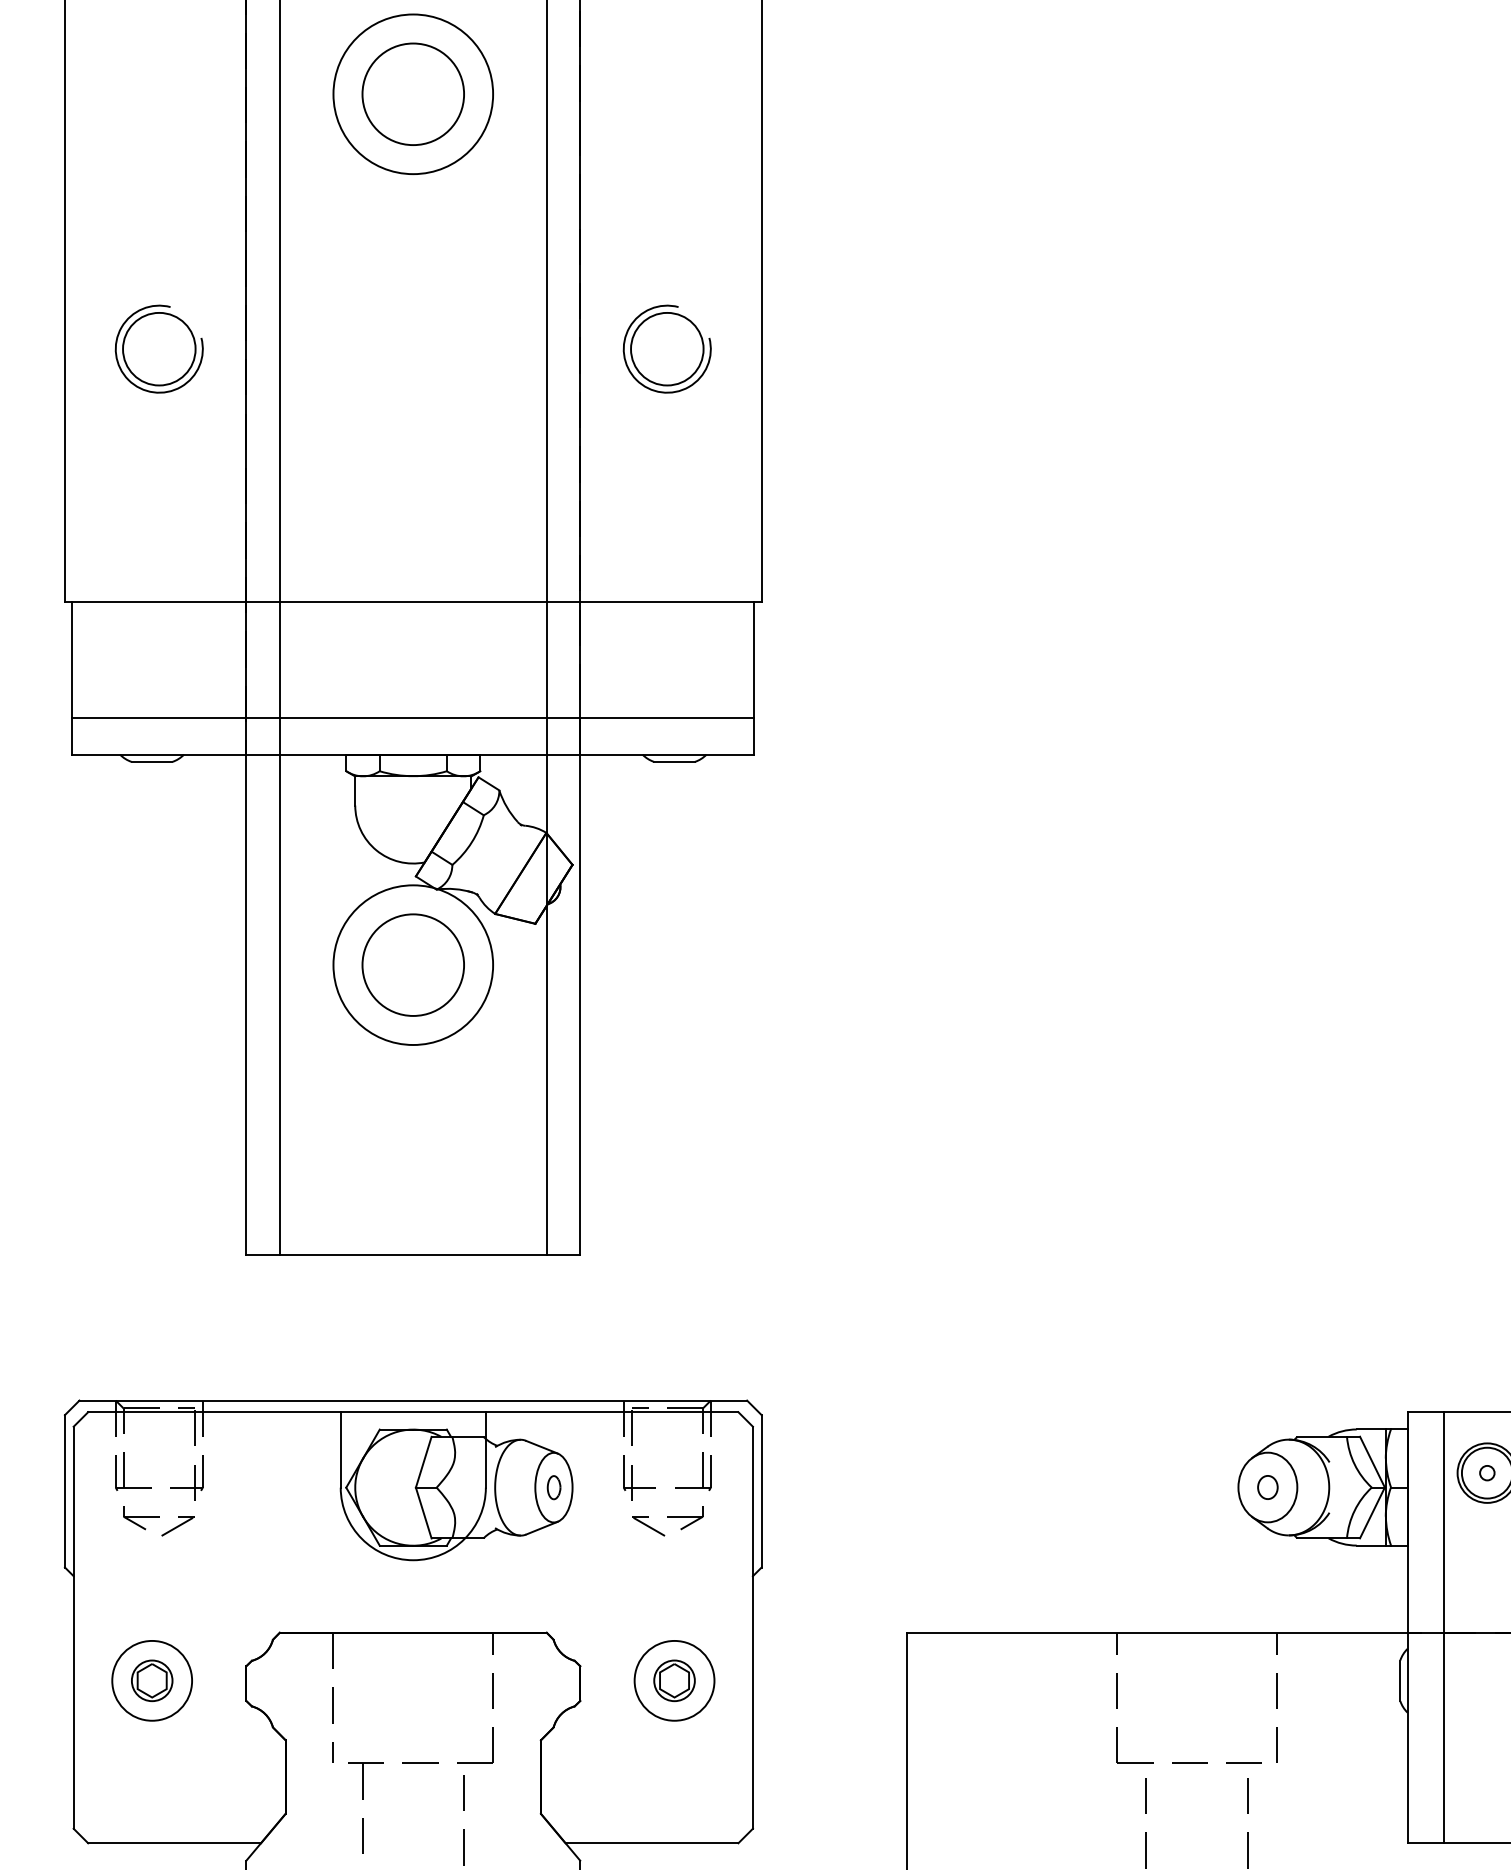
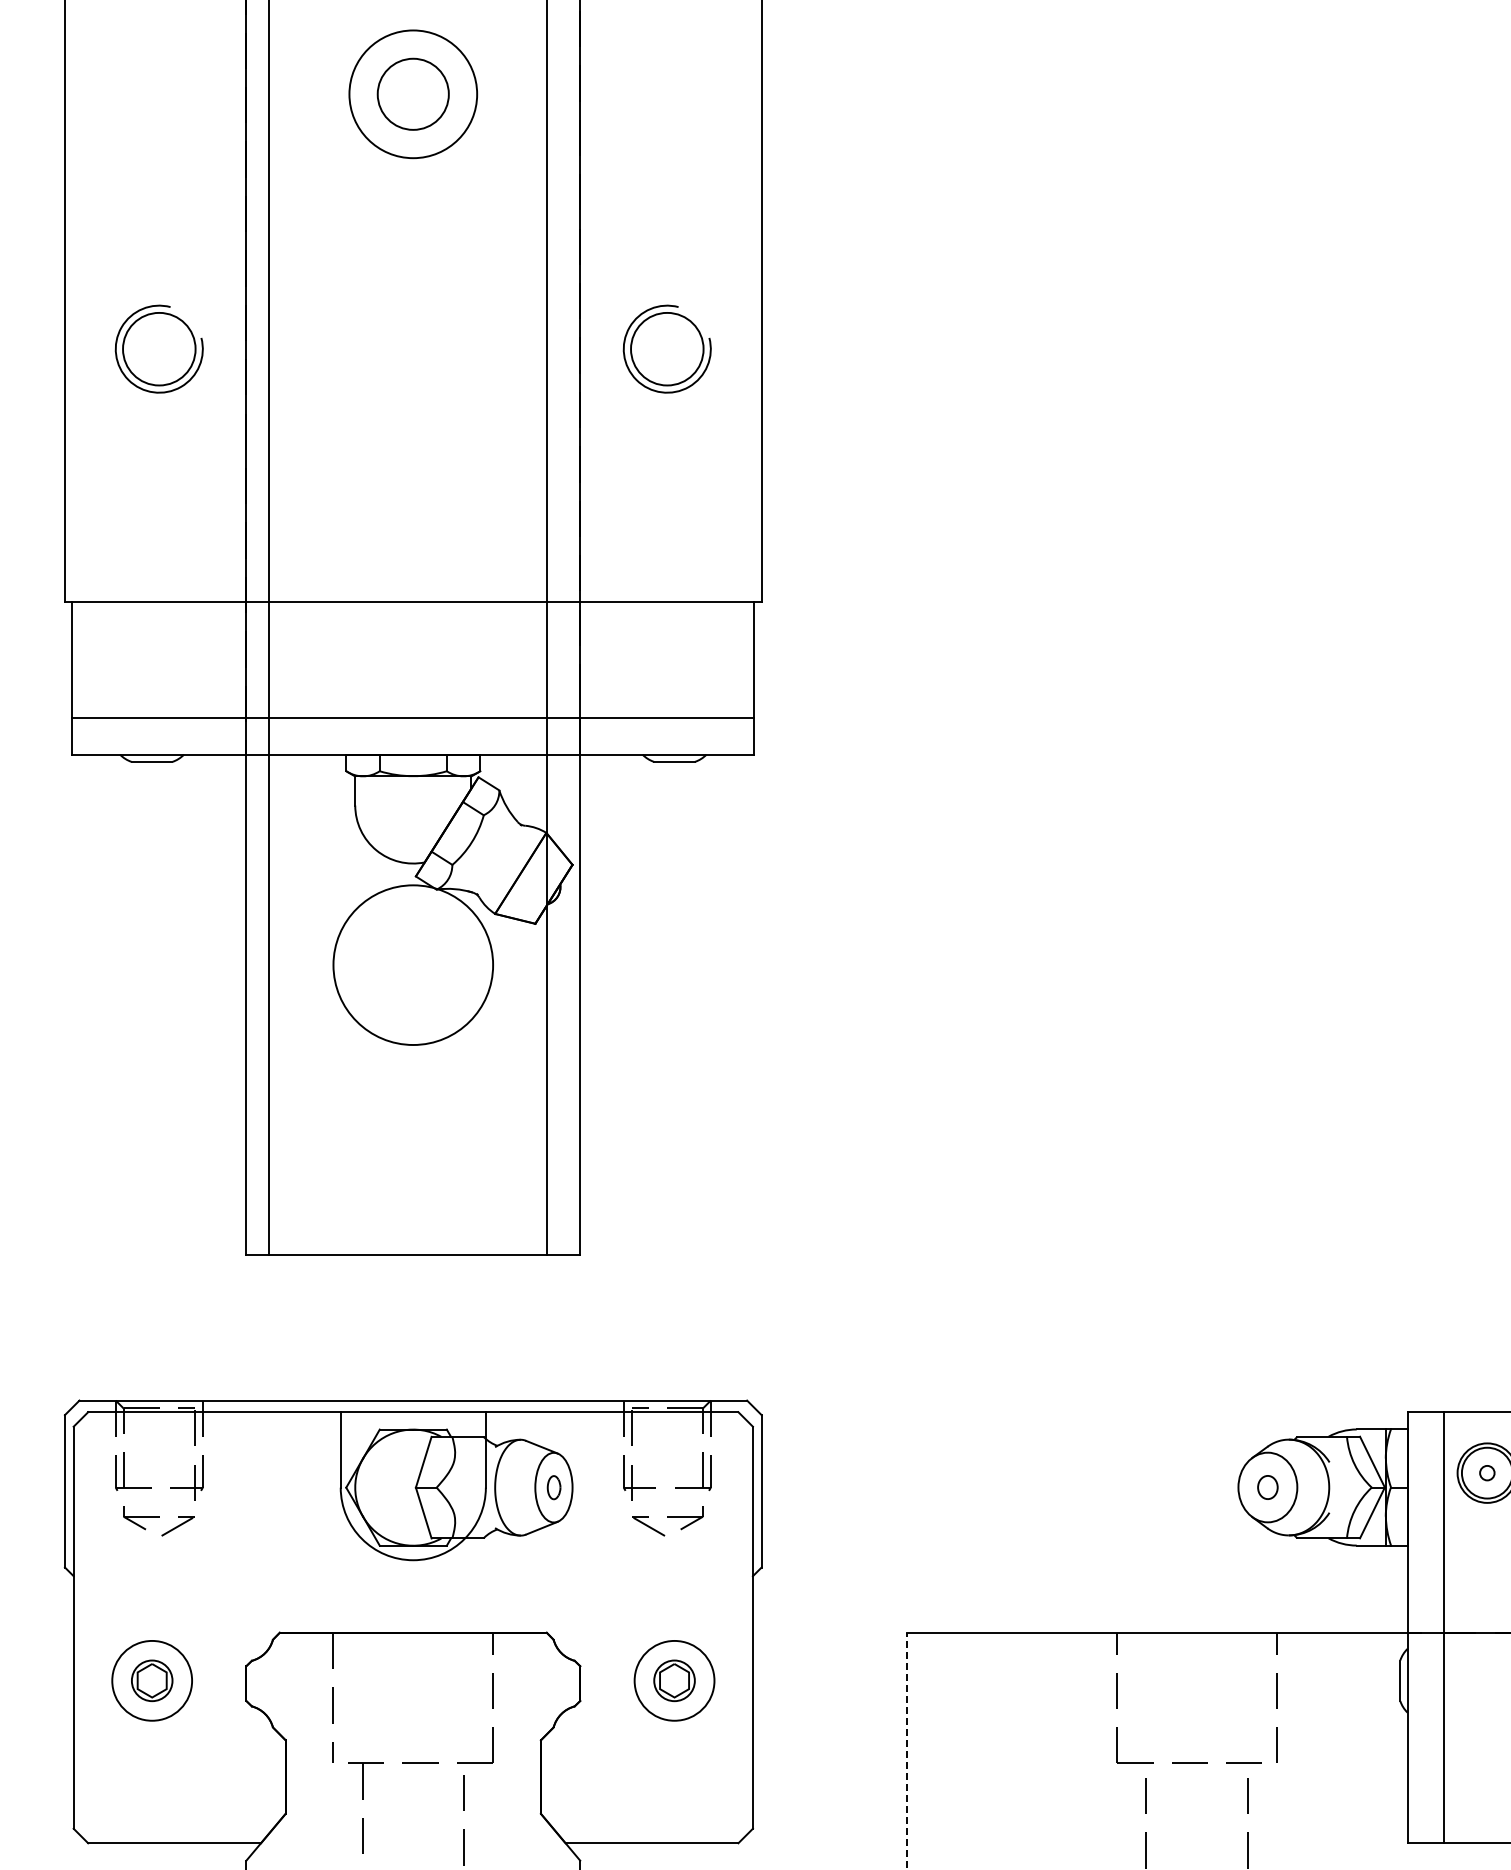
circle diameter: 102 px -> 71 px (412, 93)
circle diameter: 160 px -> 128 px (413, 94)
line position: (279, 628) -> (268, 628) (268, 628)
circle: present -> none (412, 964)
line: solid -> dashed (906, 1750)
